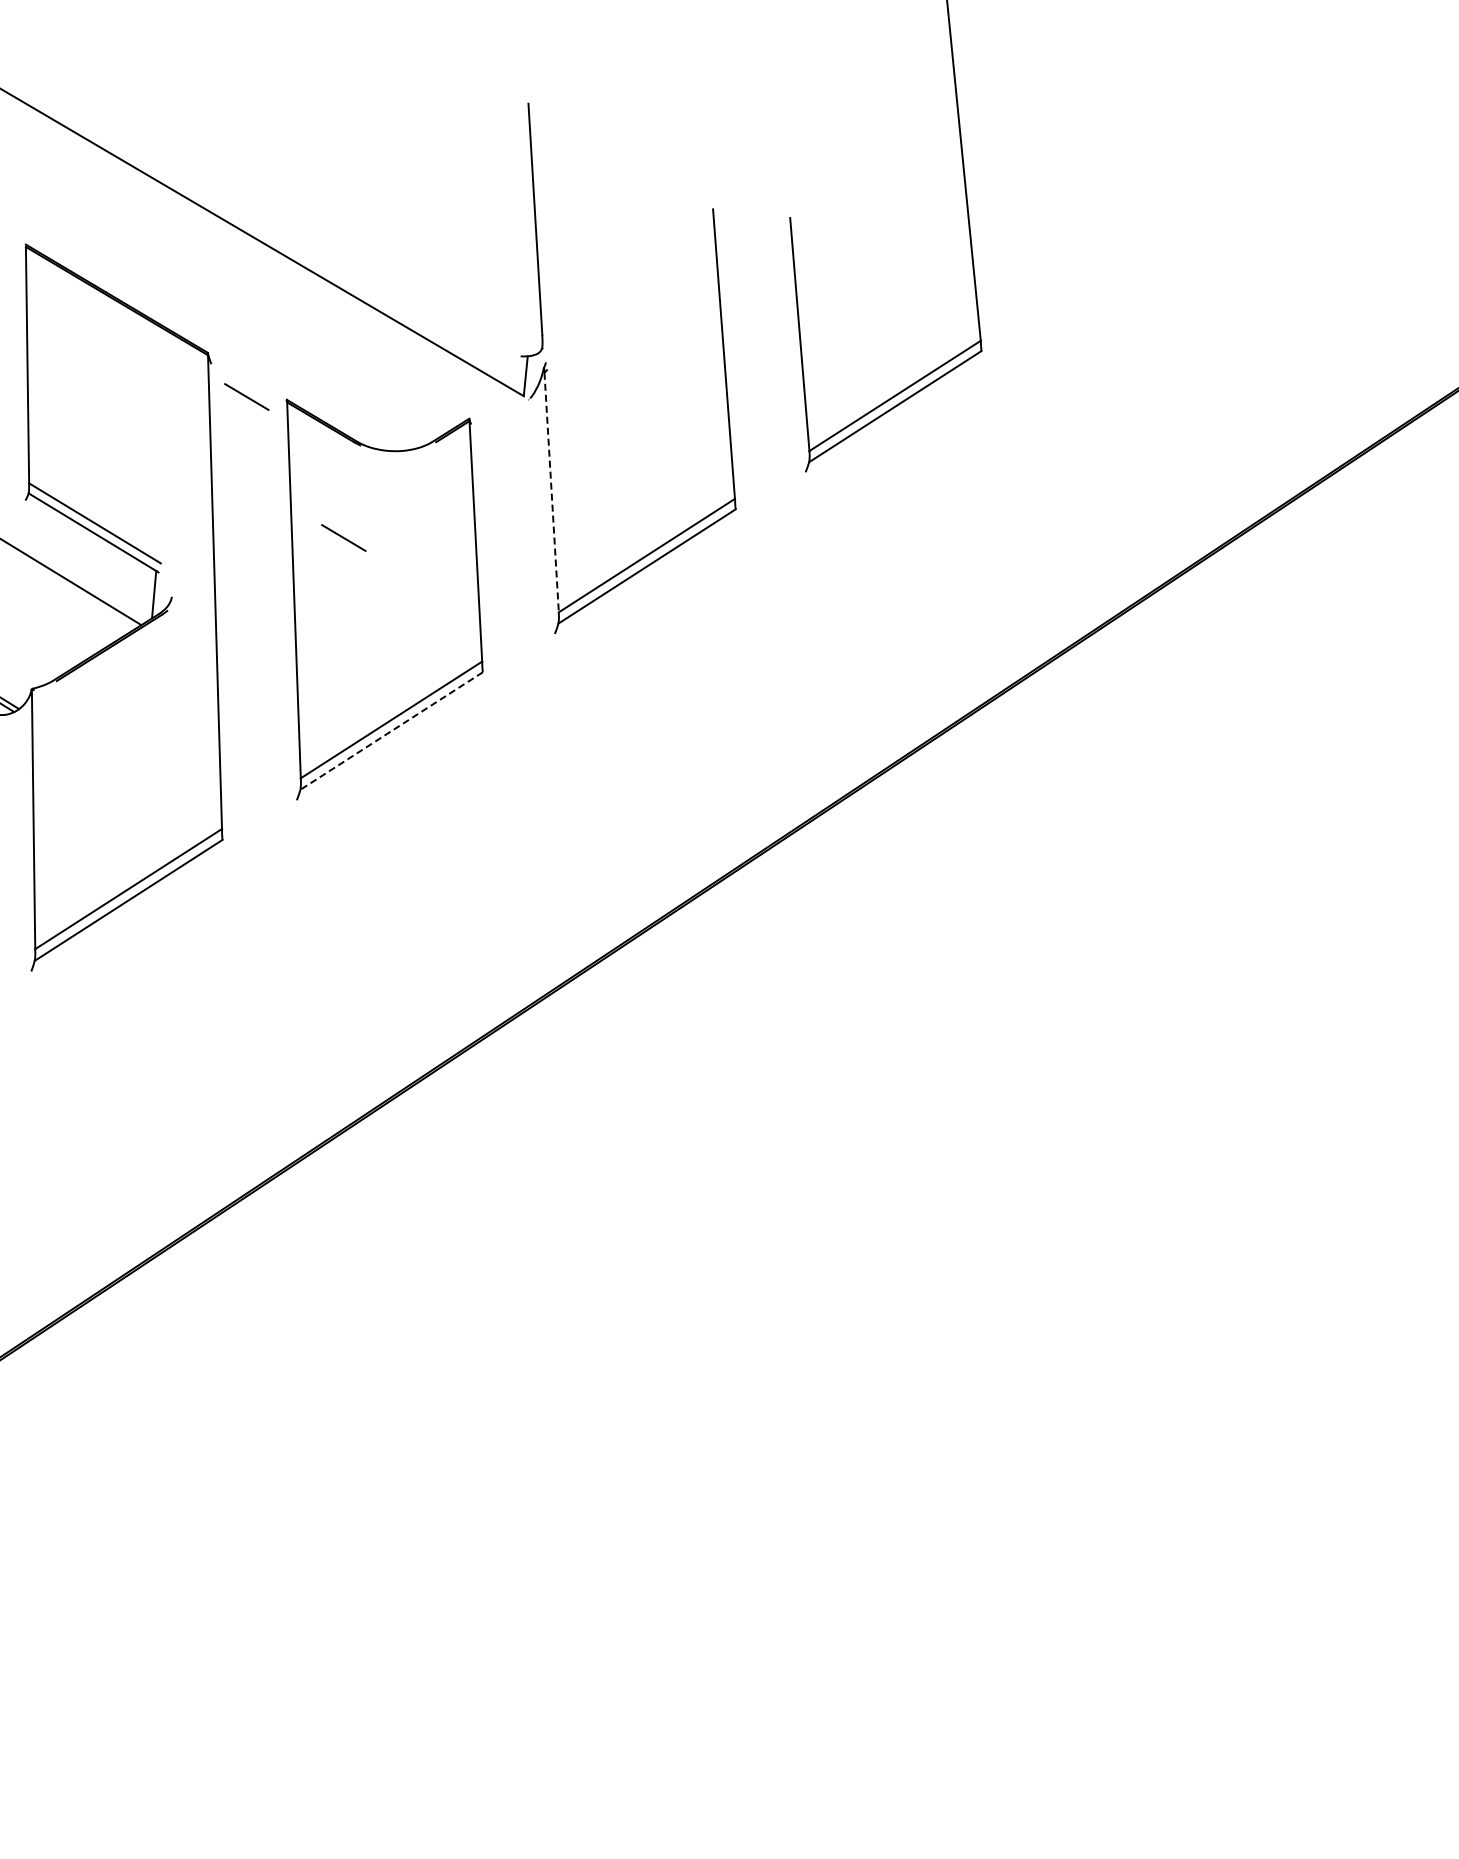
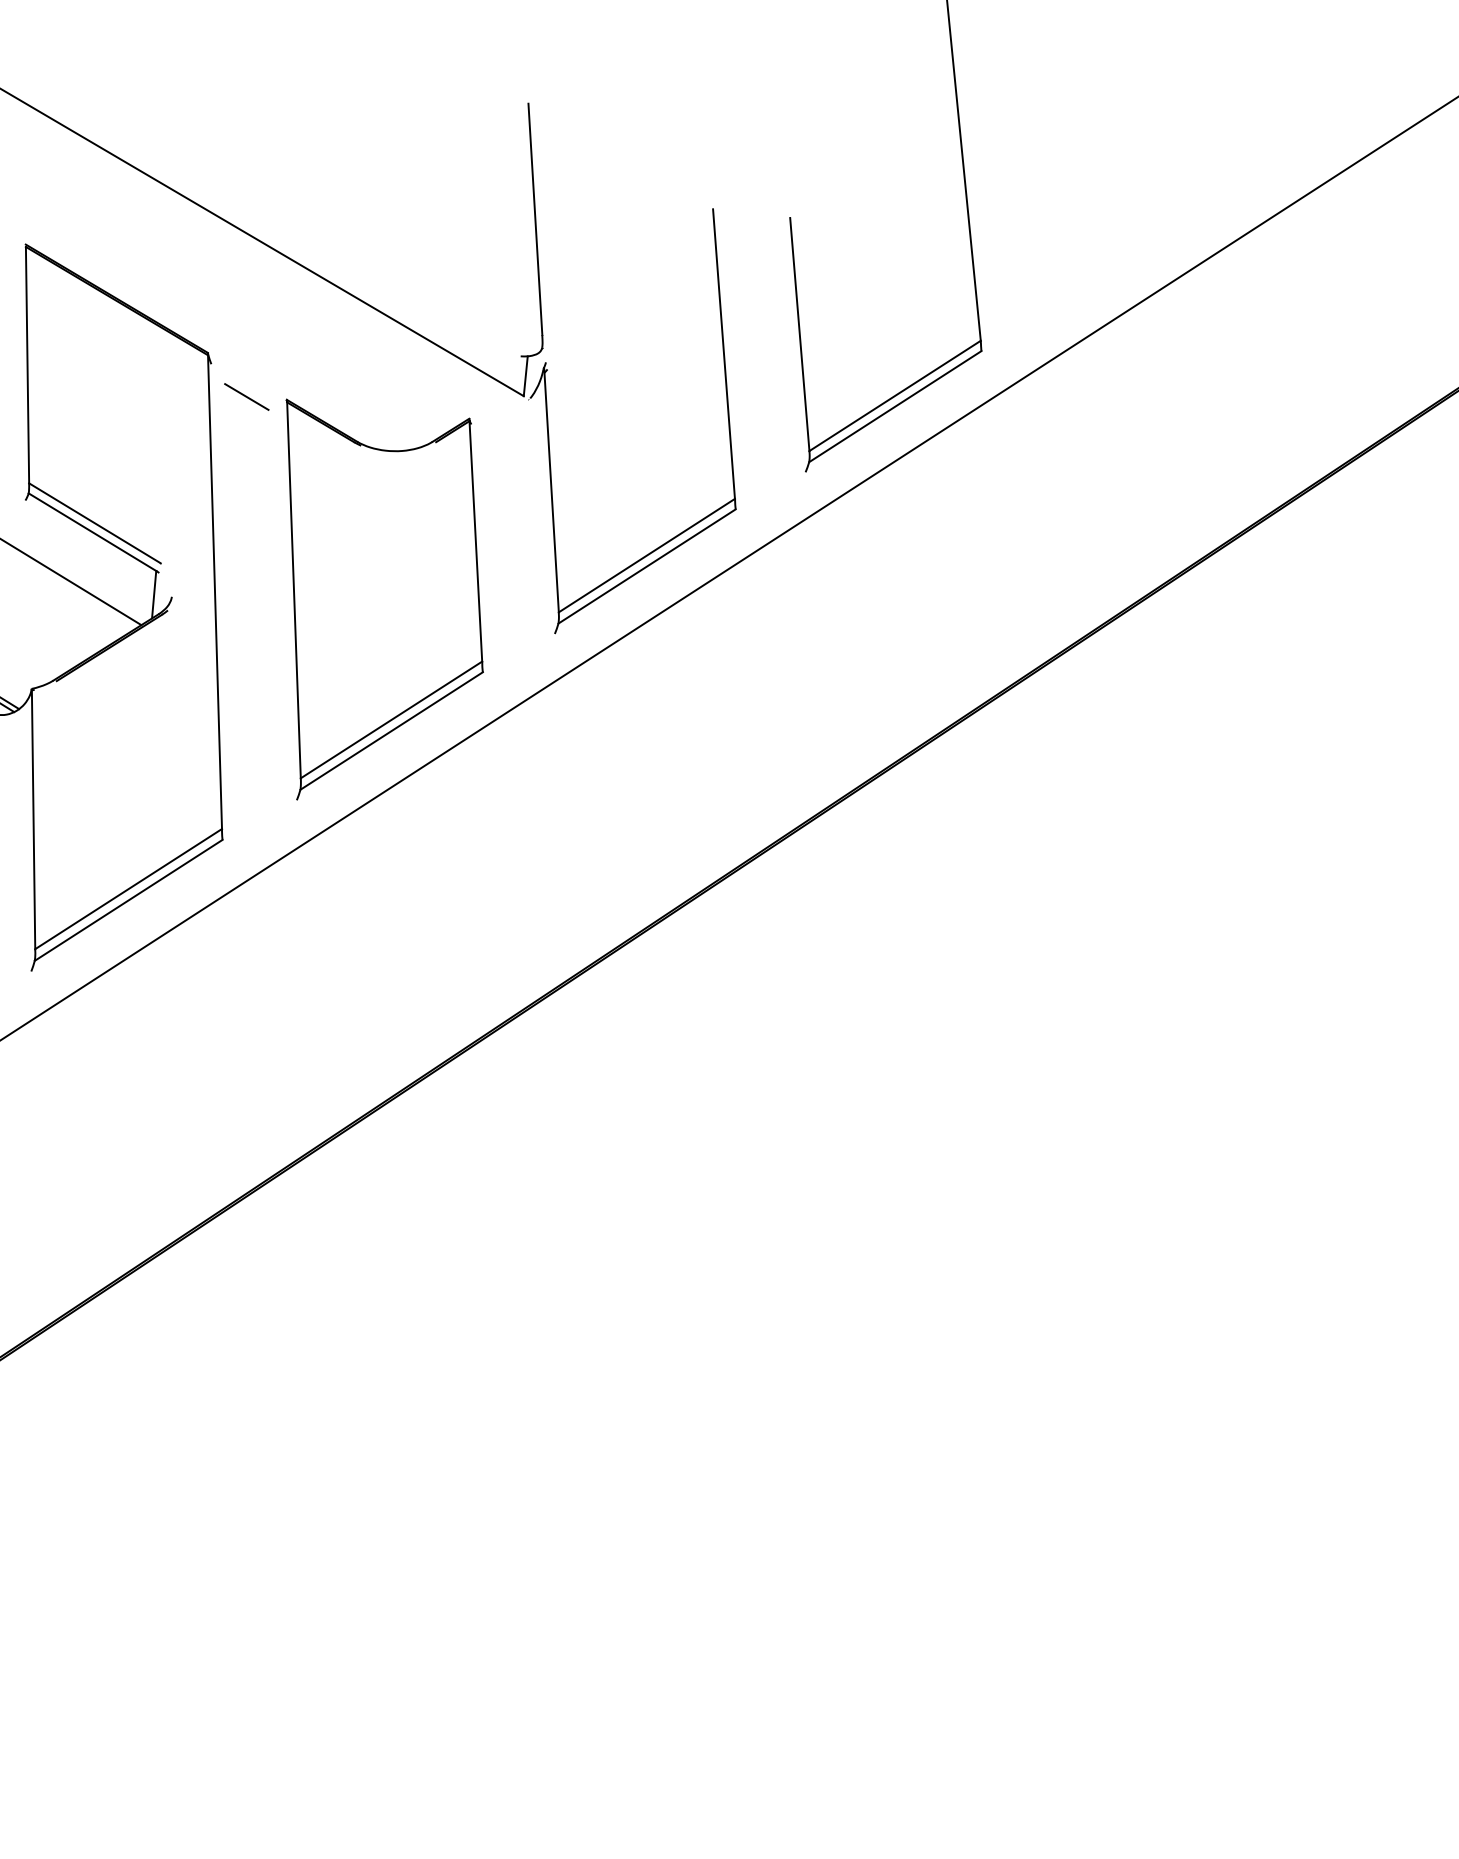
line: dashed -> solid (551, 492)
line: present -> none (343, 537)
line: none -> present (728, 568)
line: dashed -> solid (391, 731)
